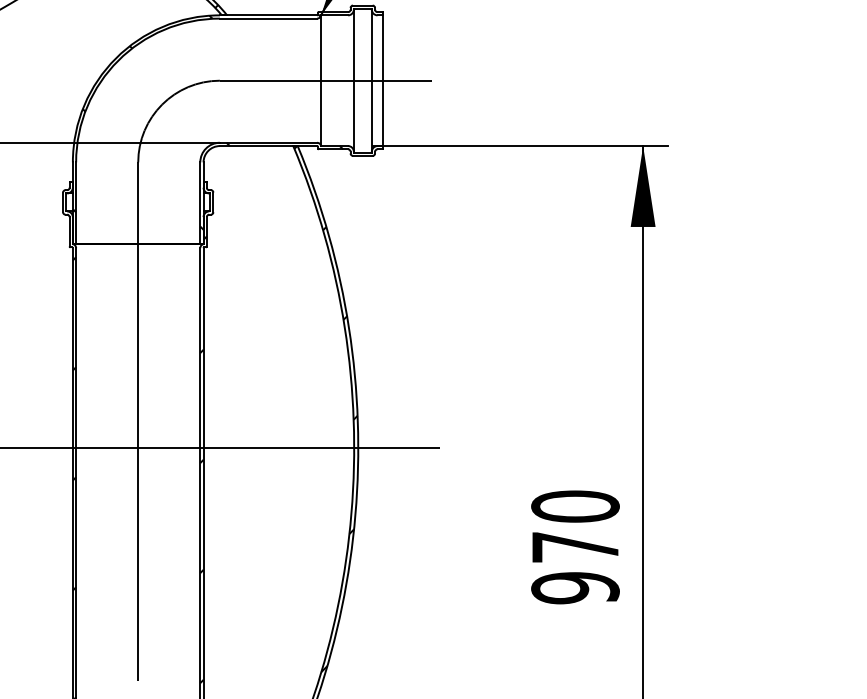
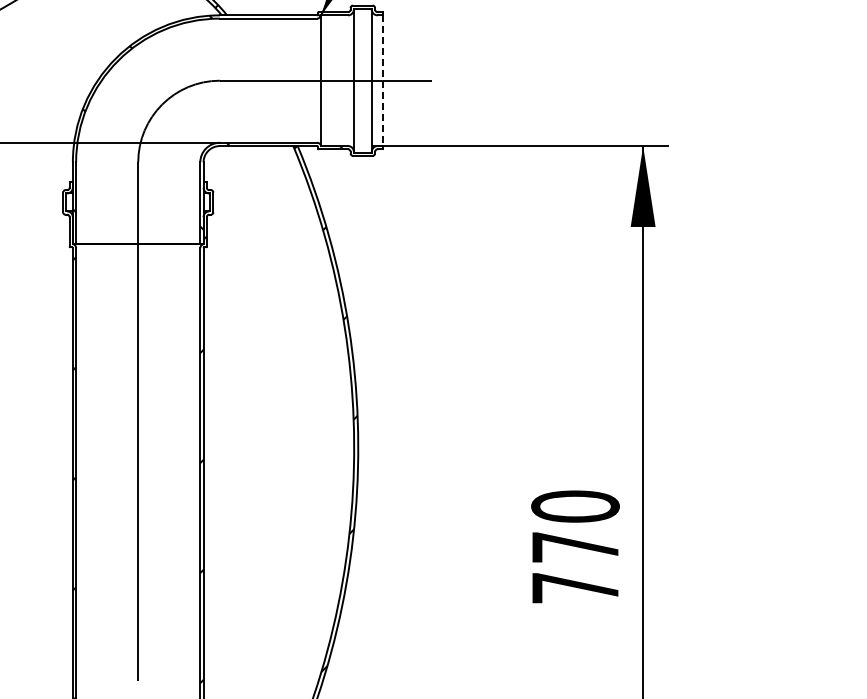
line: solid -> dashed (383, 81)
line: present -> none (221, 448)
text: 970 -> 770 (575, 588)
